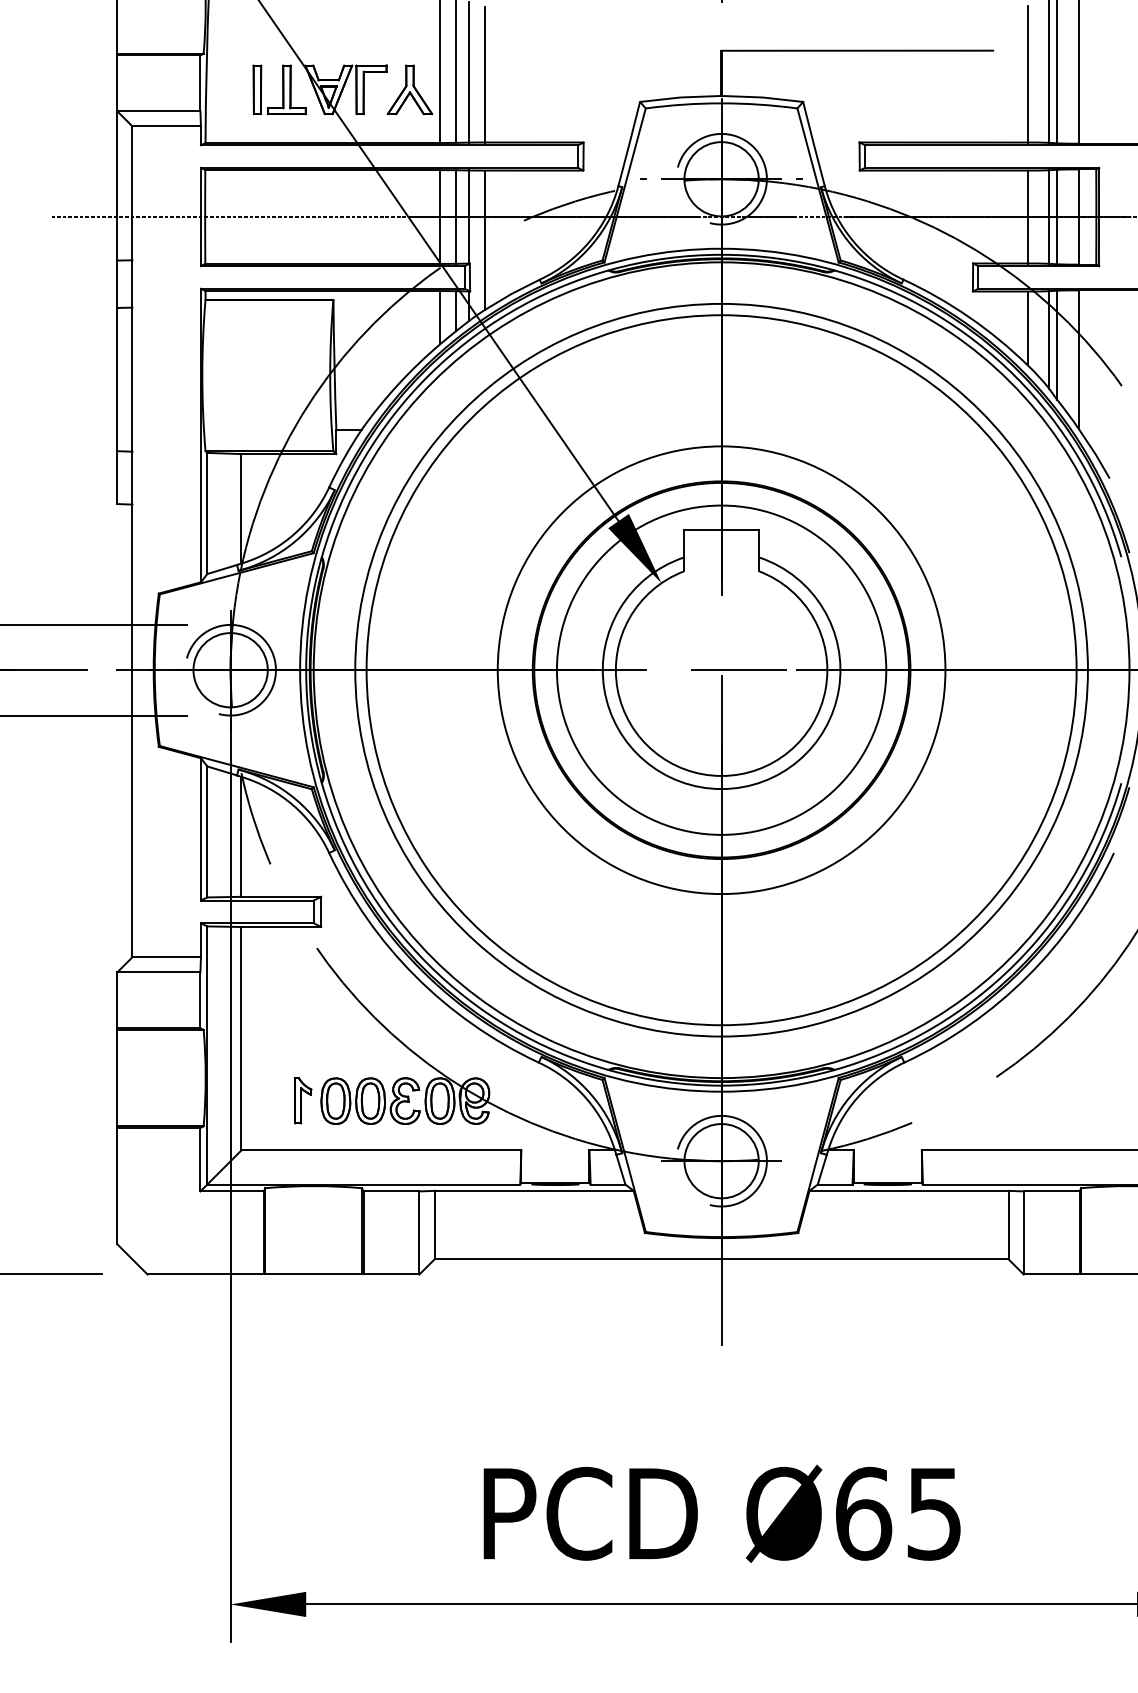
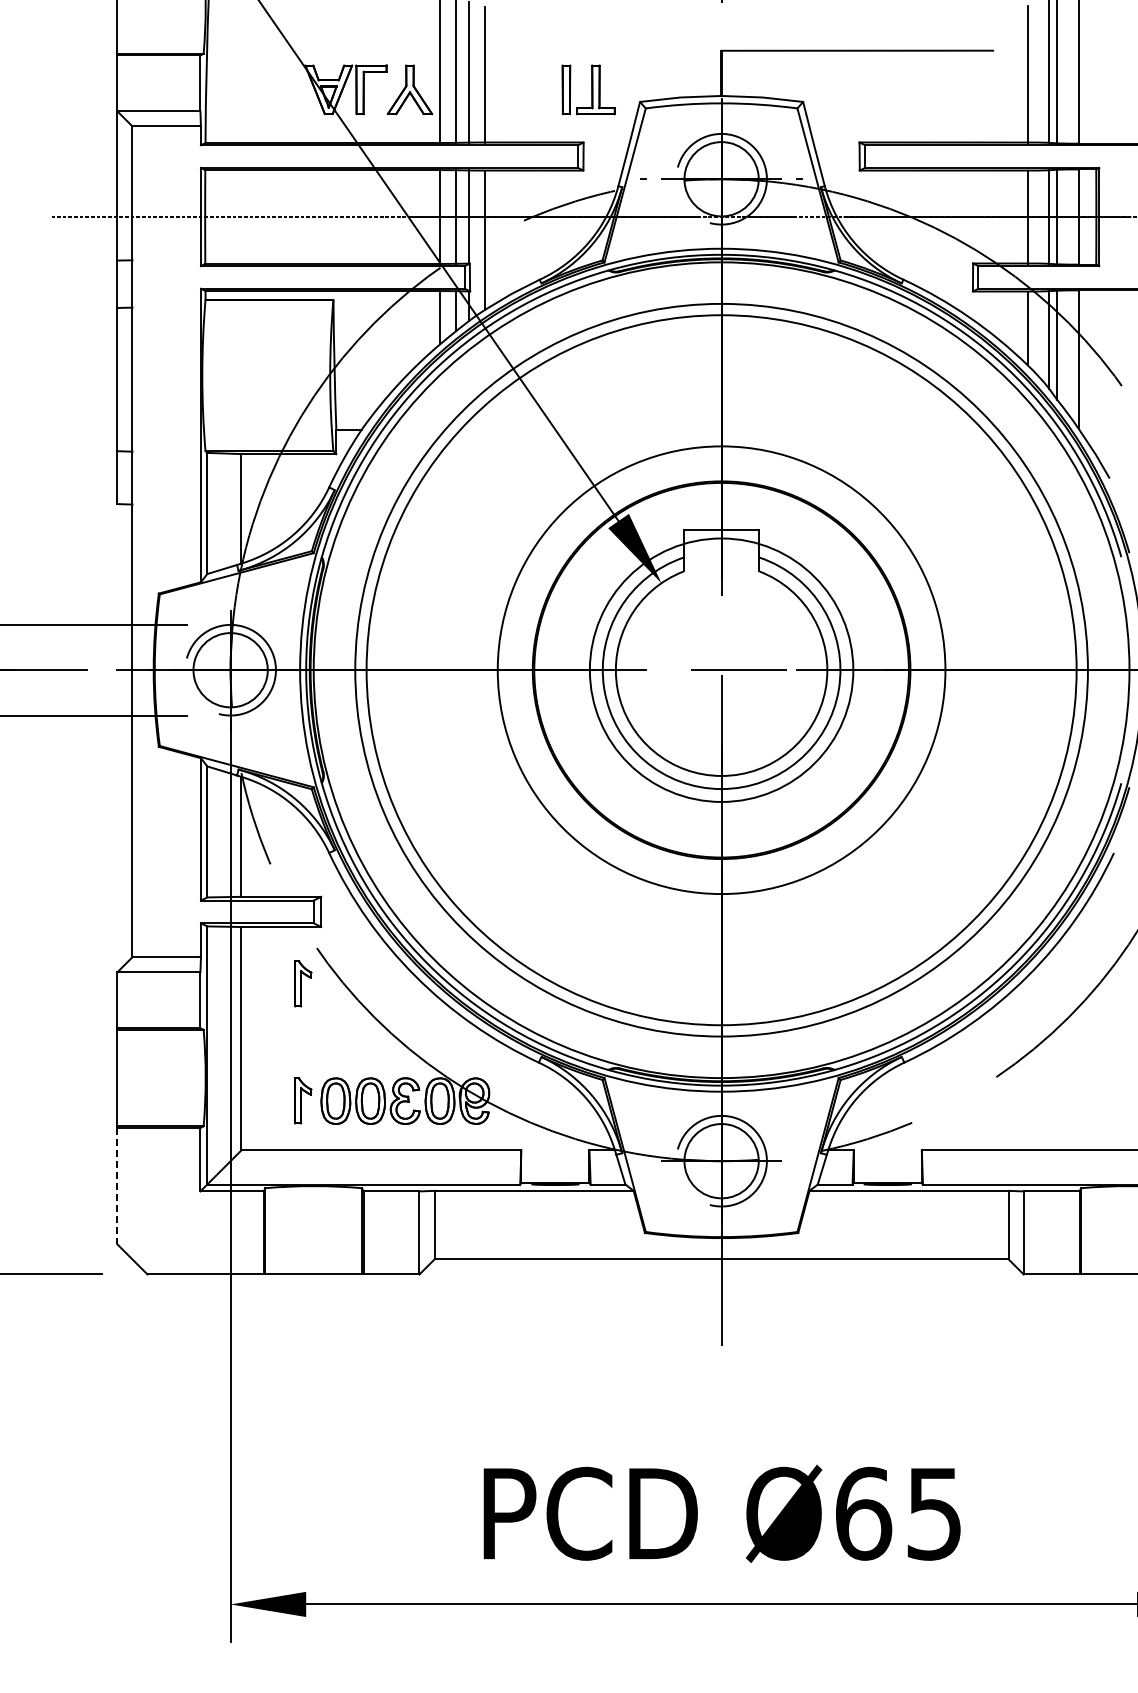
part position: (279, 89) -> (588, 89) (588, 89)
circle diameter: 329 px -> 263 px (721, 669)
part: none -> present (303, 983)
line: solid -> dashed (117, 1186)
